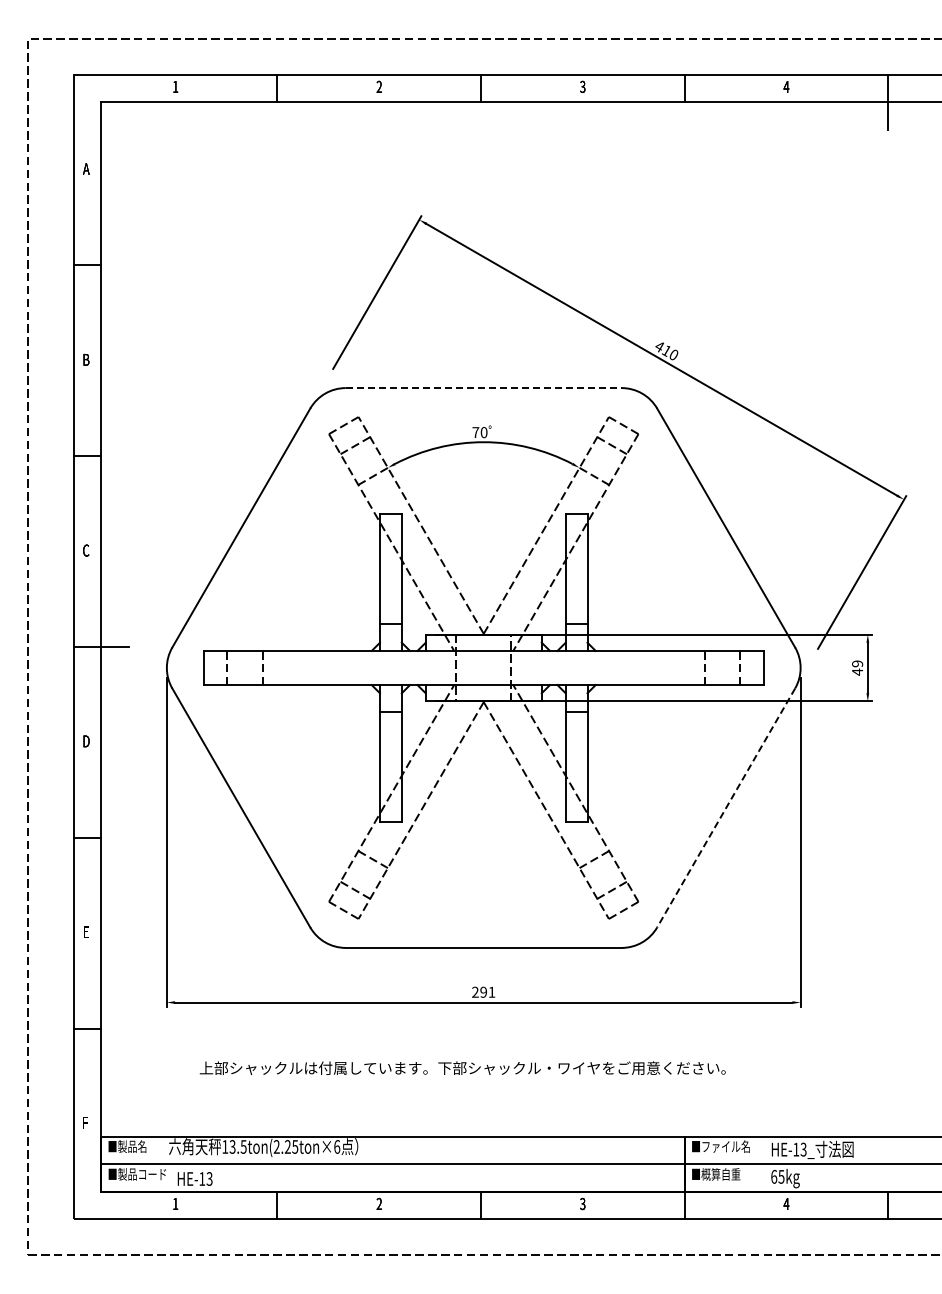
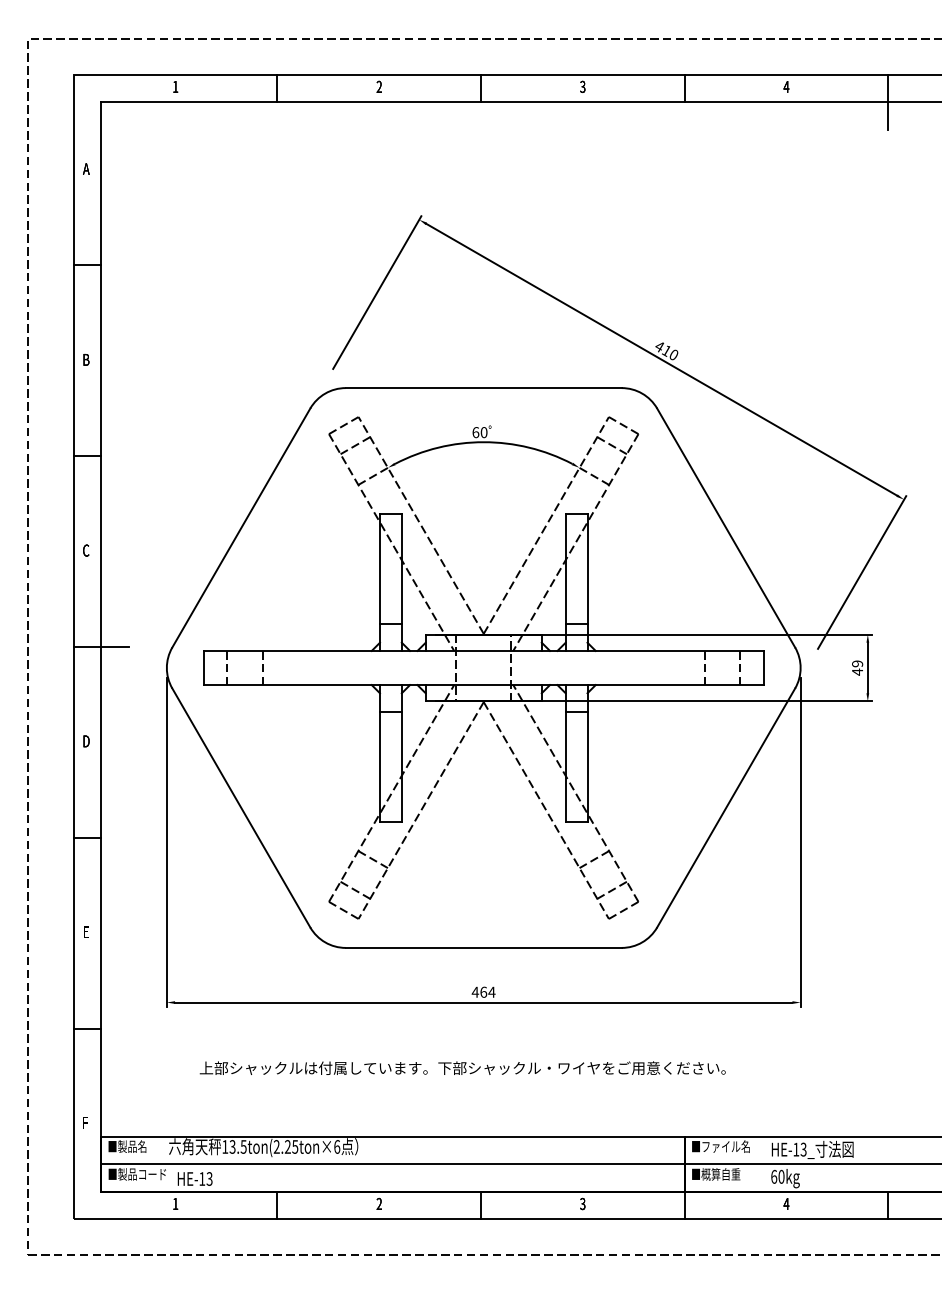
line: dashed -> solid (483, 388)
text: 70 -> 60 (475, 432)
line: dashed -> solid (726, 807)
text: 291 -> 464 (483, 991)
text: 65kg -> 60kg (781, 1176)
